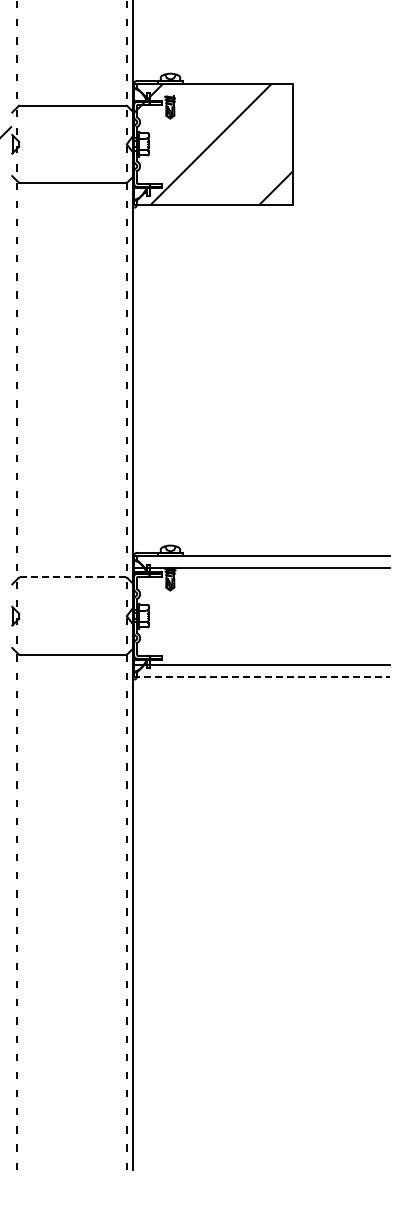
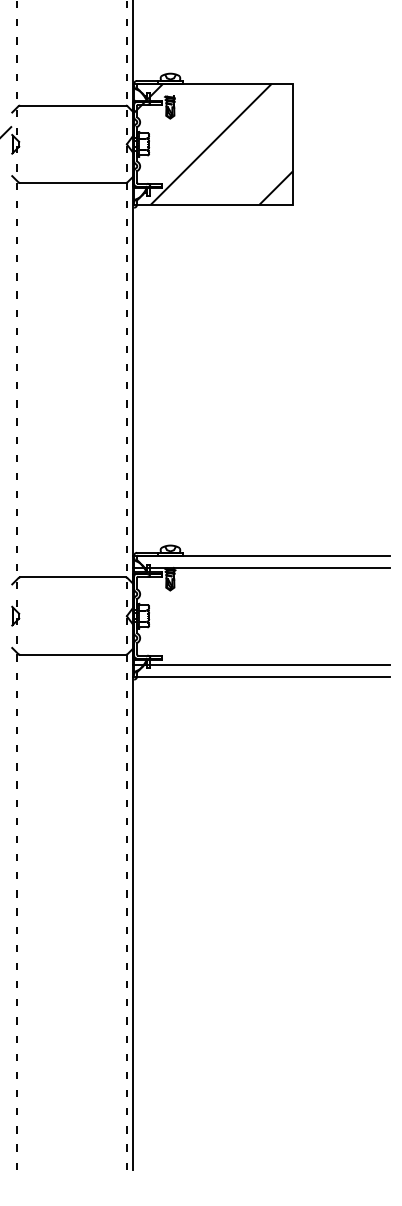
line: dashed -> solid (73, 577)
line: dashed -> solid (261, 676)
